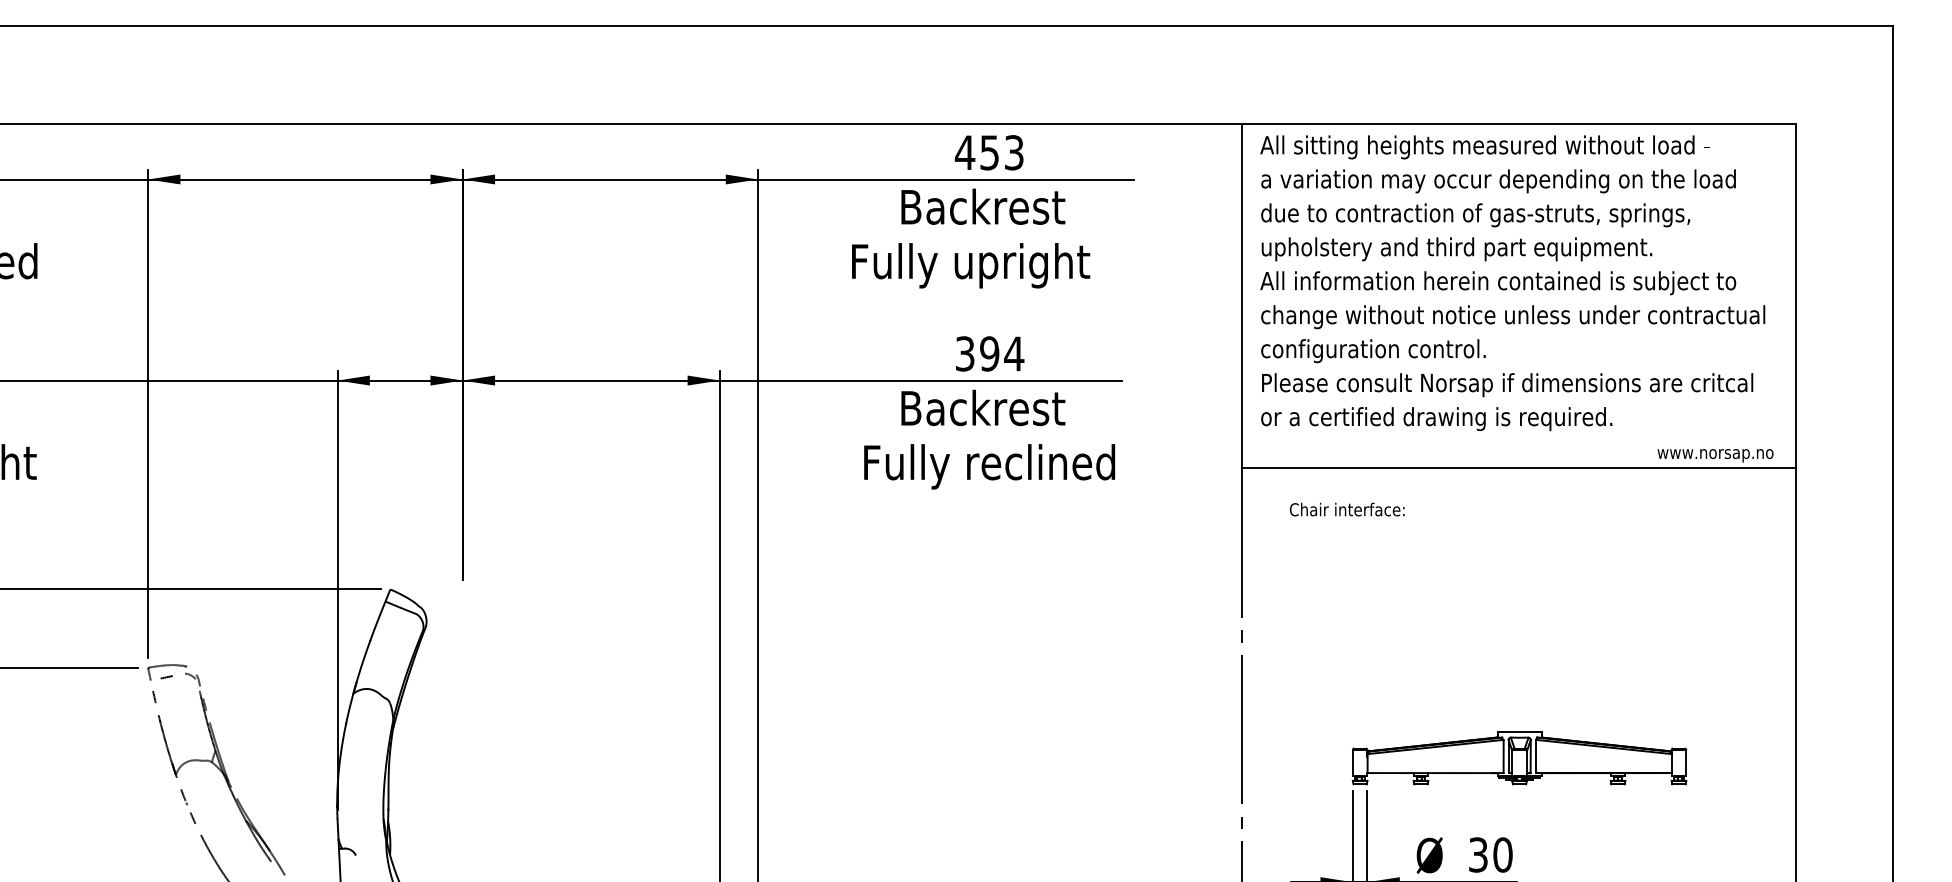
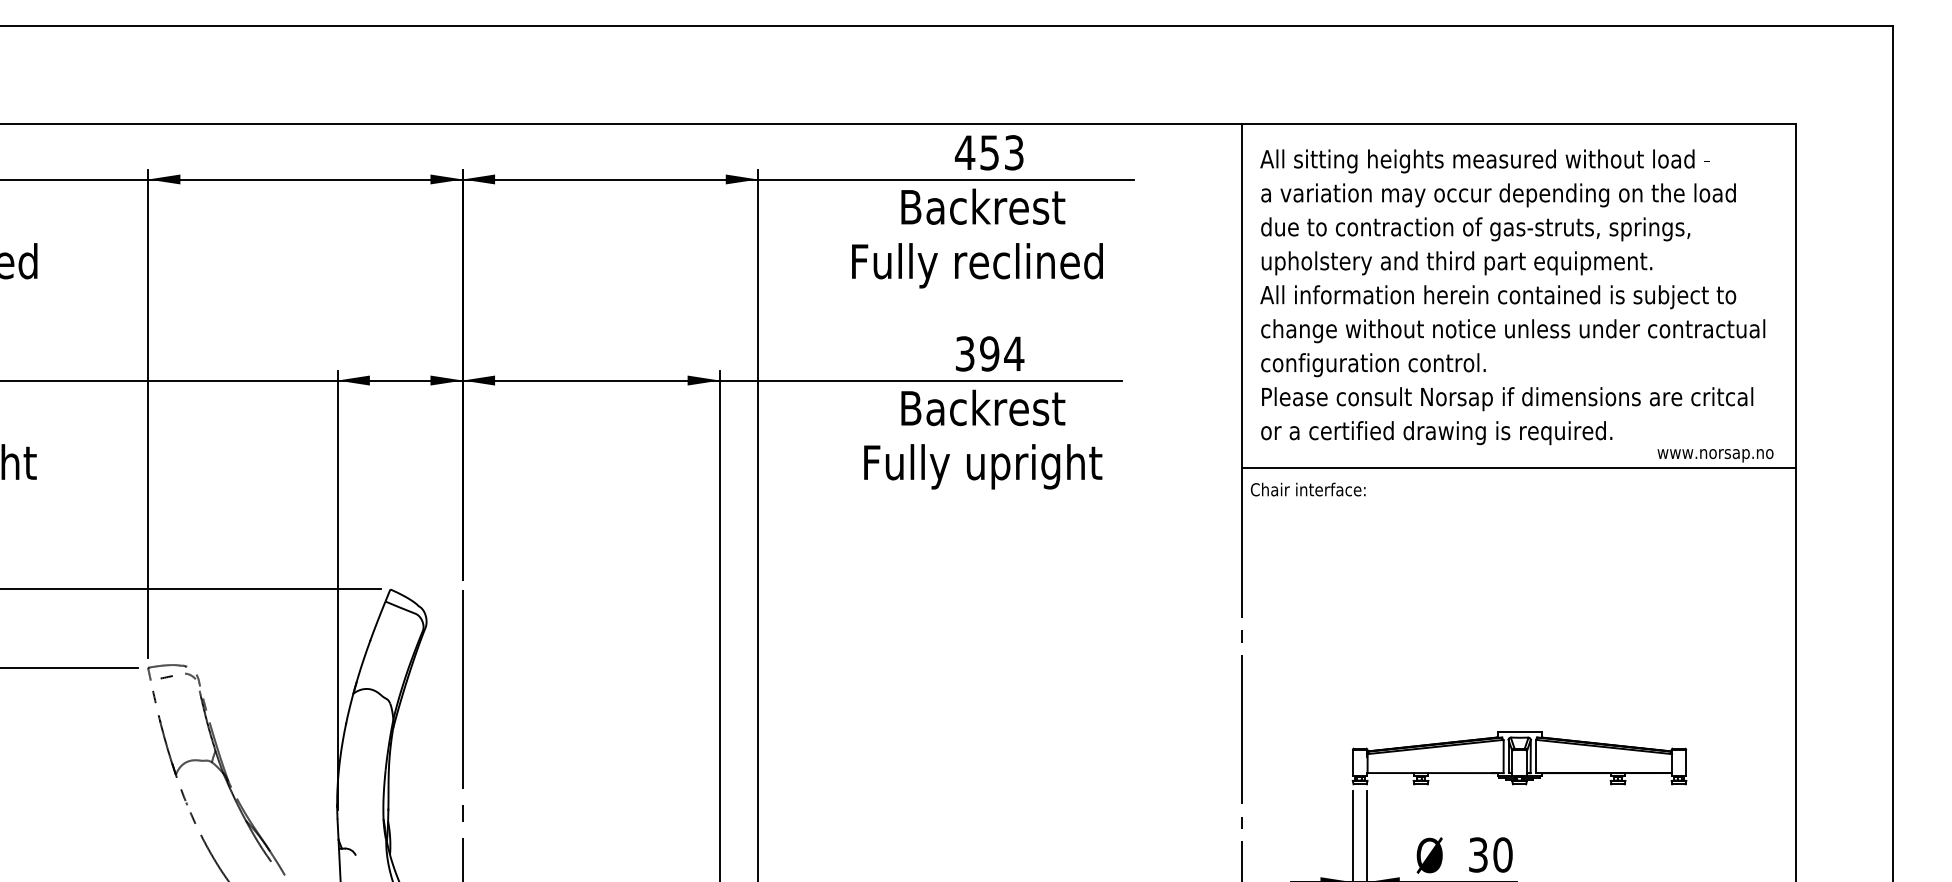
text: Fully upright -> Fully reclined (1028, 265)
text position: (1512, 283) -> (1512, 297) (1512, 297)
text: Fully reclined -> Fully upright (1040, 466)
text position: (1347, 509) -> (1308, 489) (1308, 489)
line: none -> present (462, 733)
